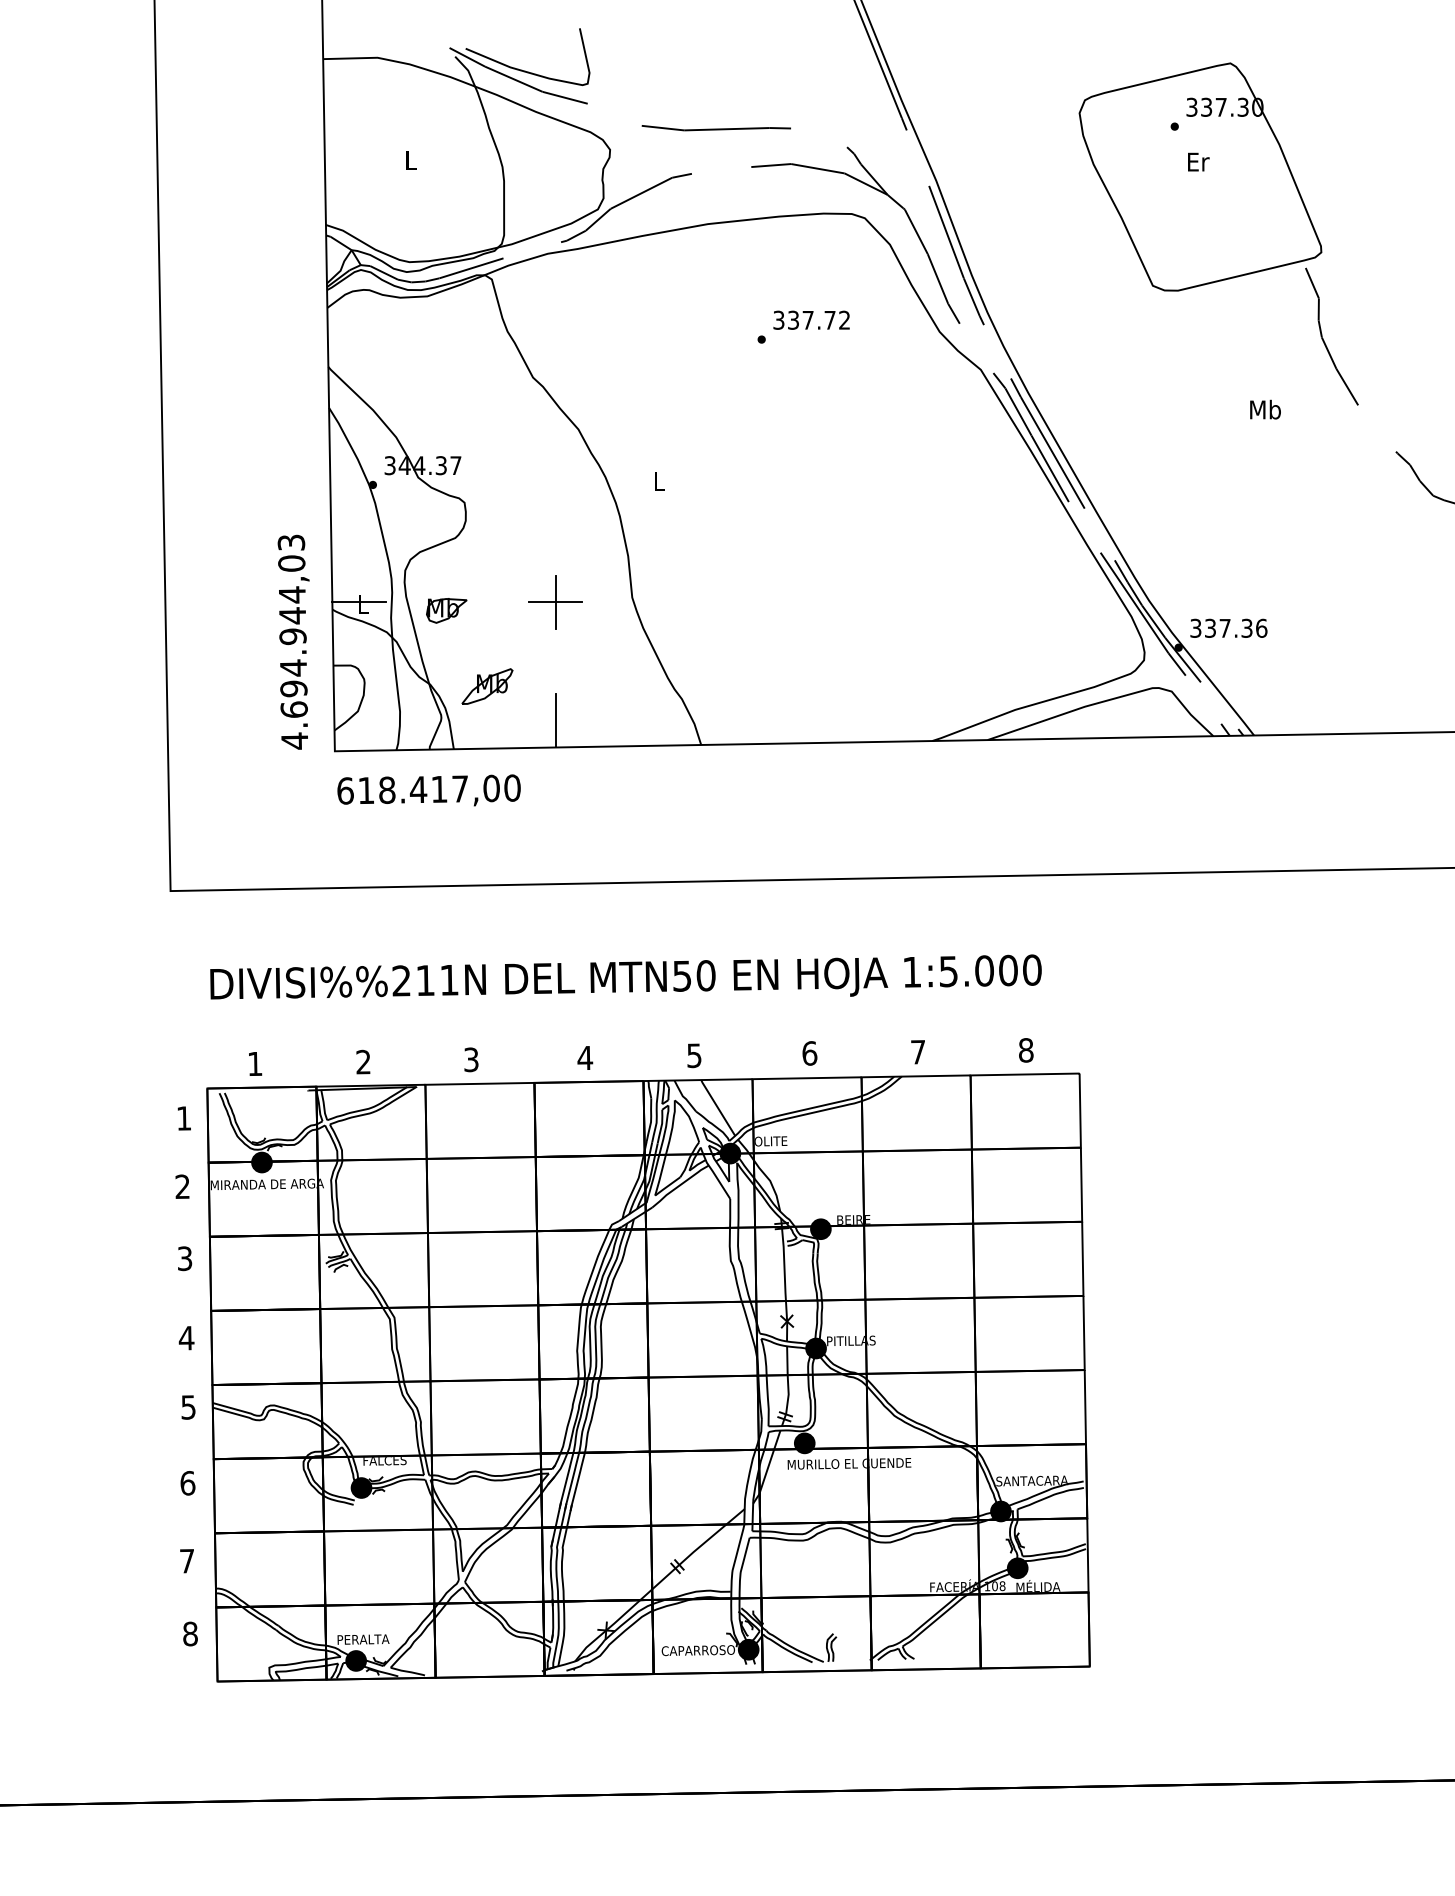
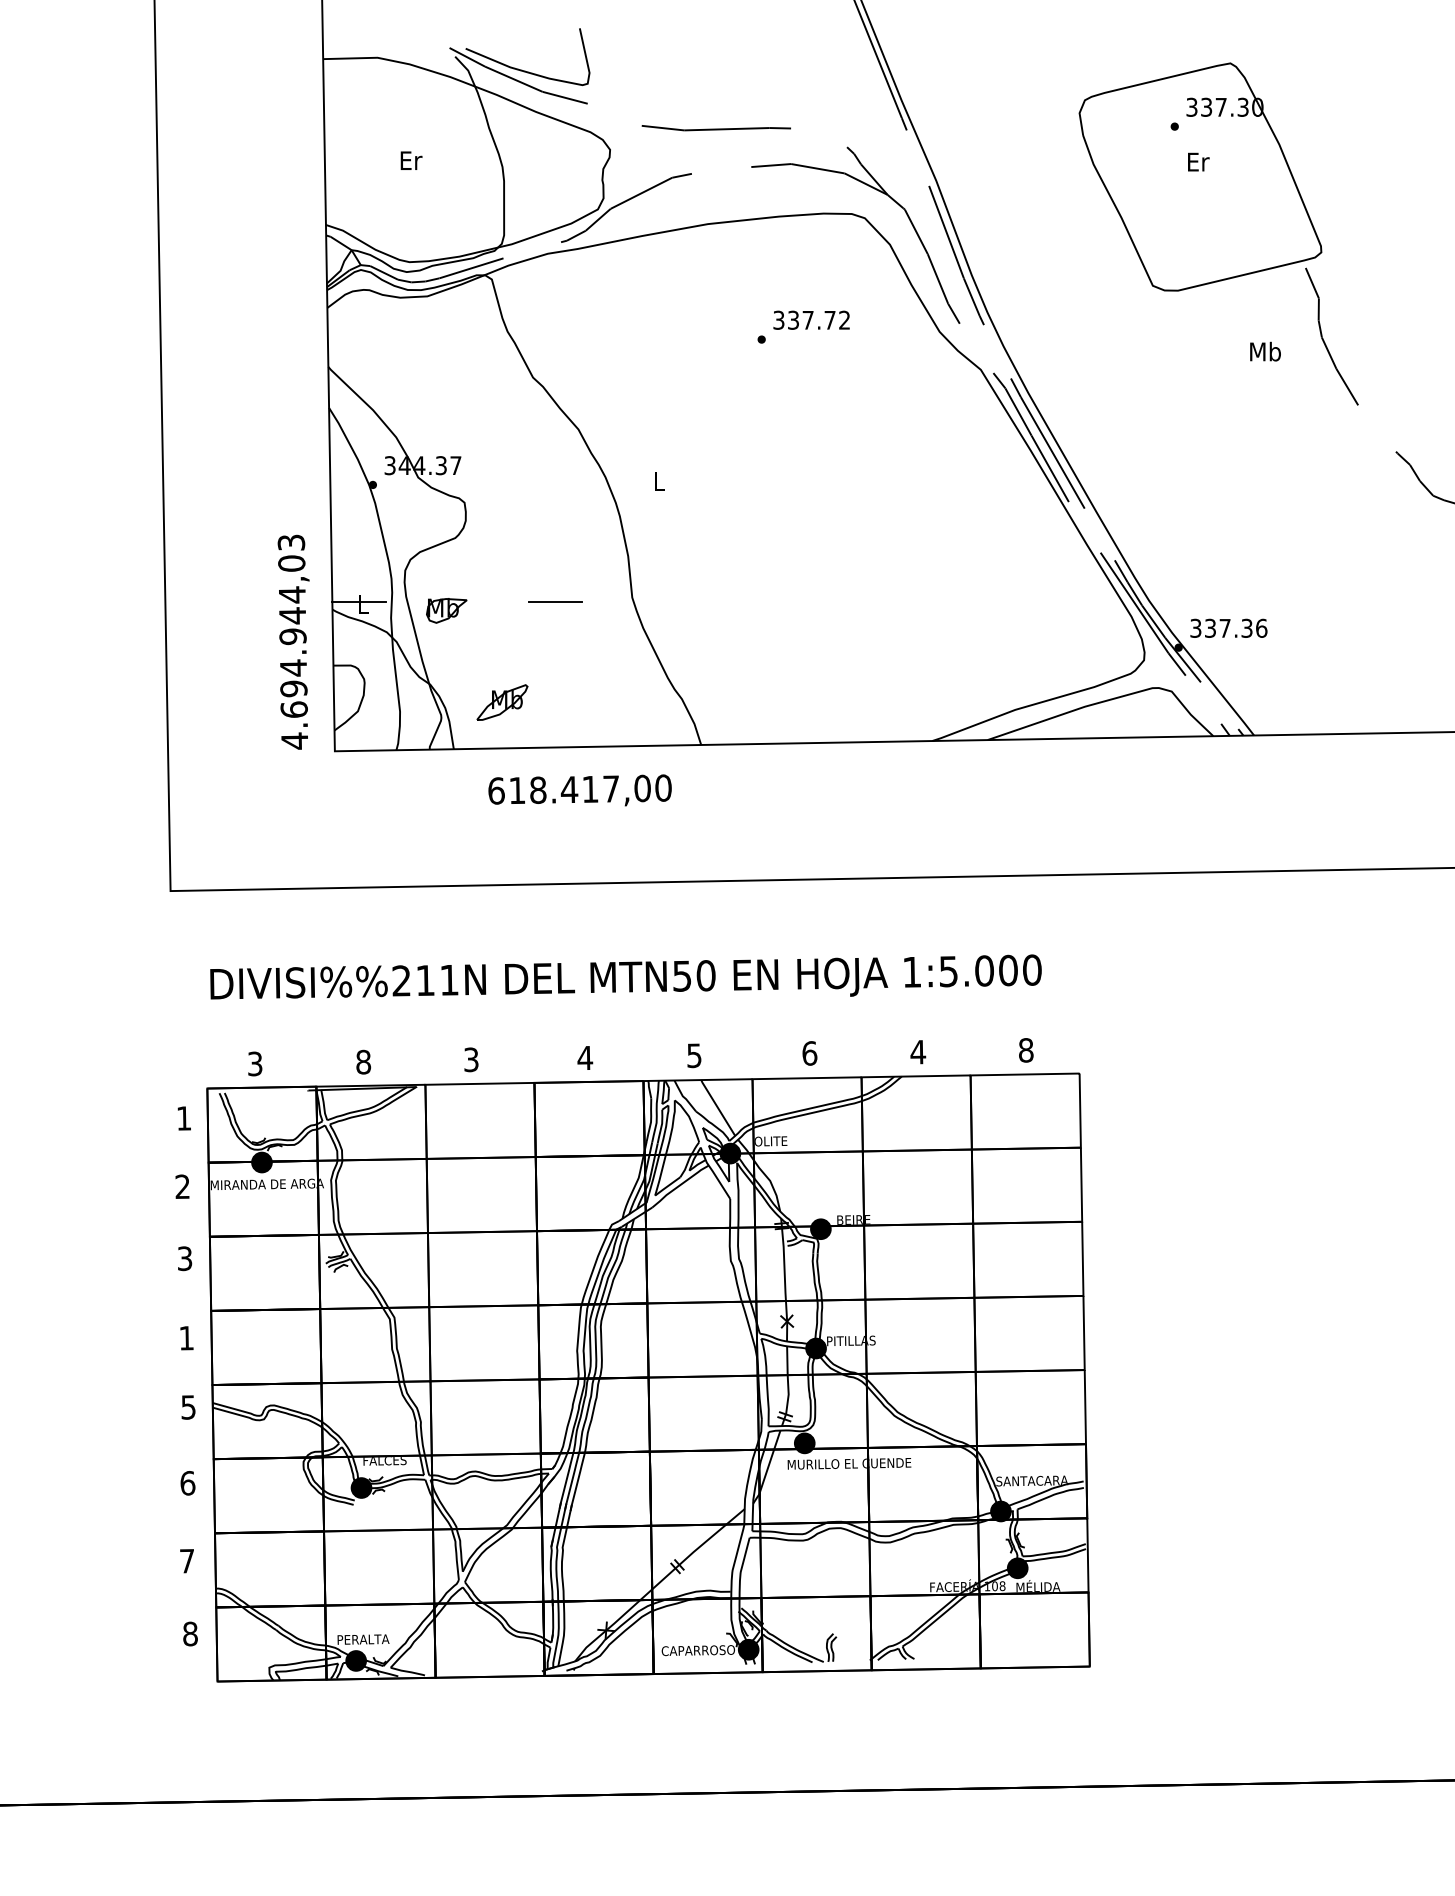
text: L -> Er (411, 160)
text position: (1265, 409) -> (1265, 351) (1265, 351)
line: present -> none (555, 601)
part position: (487, 686) -> (502, 702) (502, 702)
line: present -> none (555, 720)
text position: (428, 790) -> (579, 790) (579, 790)
text: 7 -> 4 (918, 1052)
text: 2 -> 8 (363, 1061)
text: 1 -> 3 (255, 1063)
text: 4 -> 1 (186, 1338)
